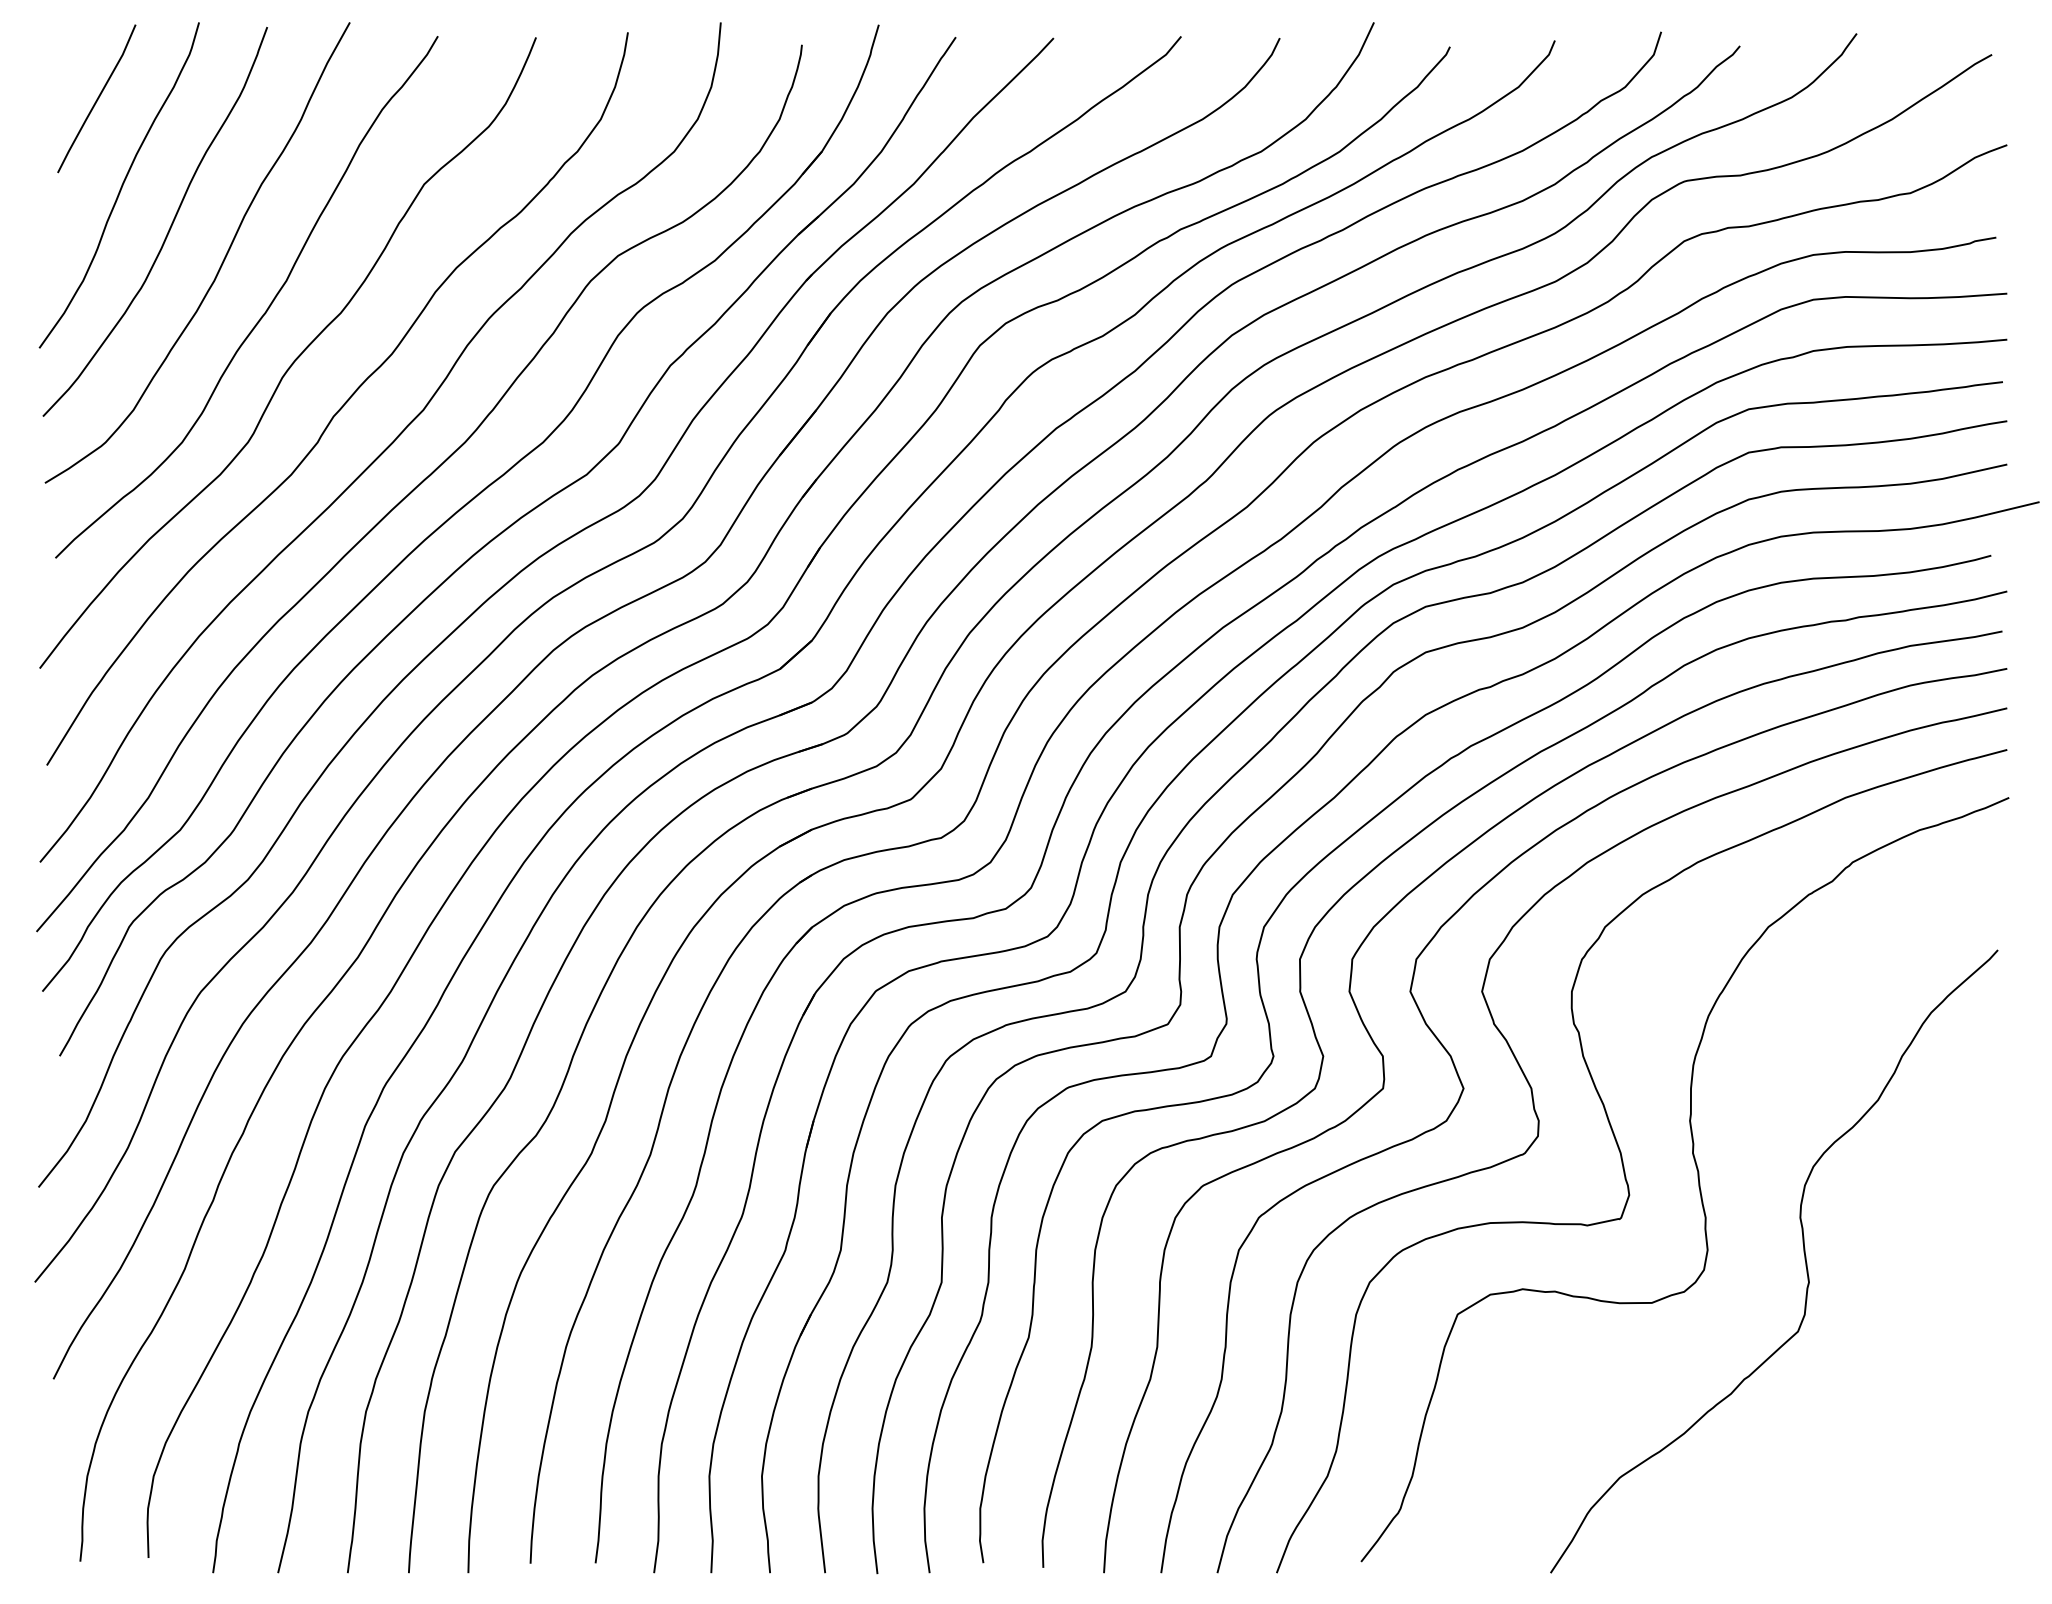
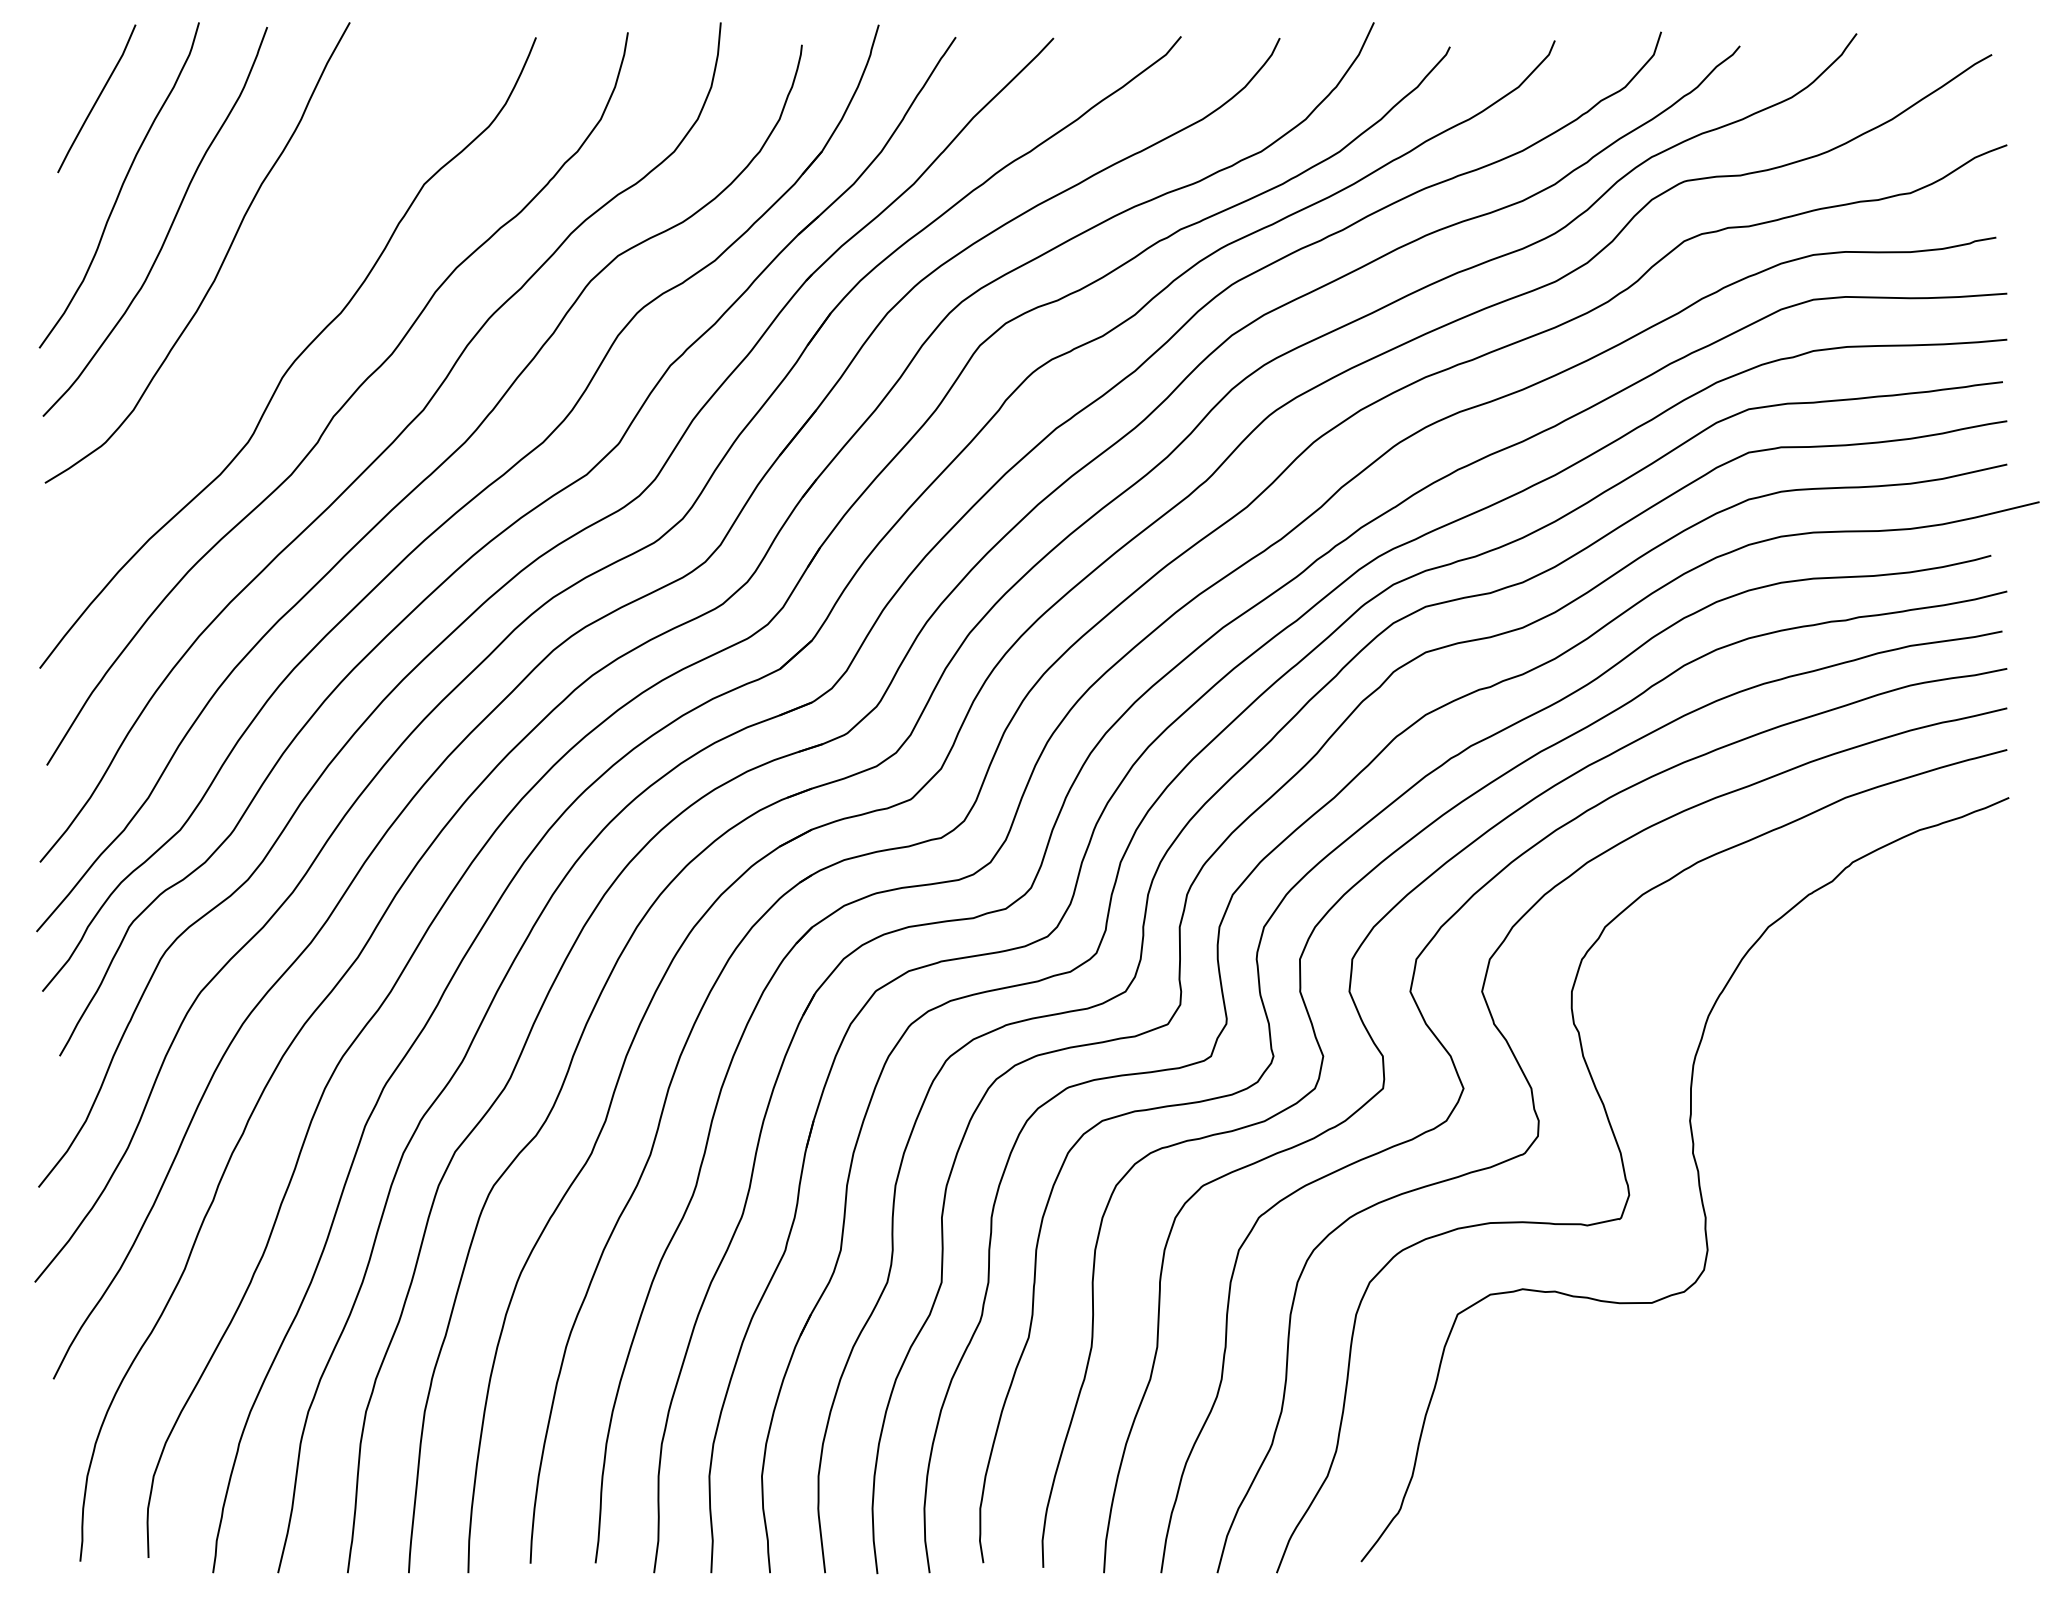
curve: present -> none (265, 310)
curve: present -> none (1804, 1259)
